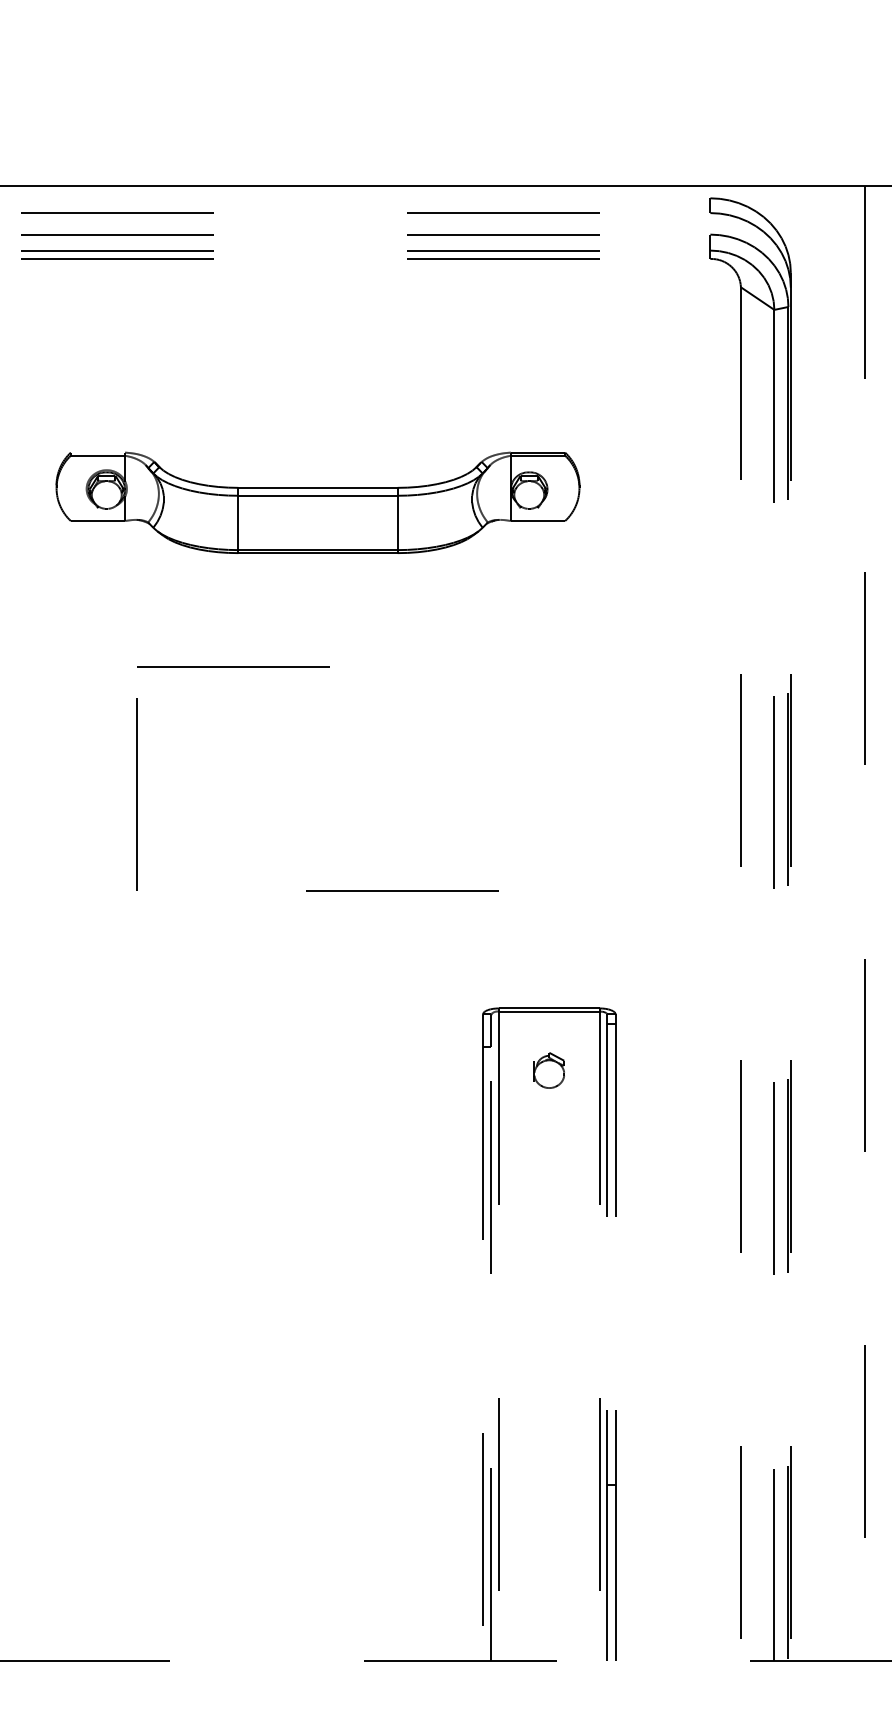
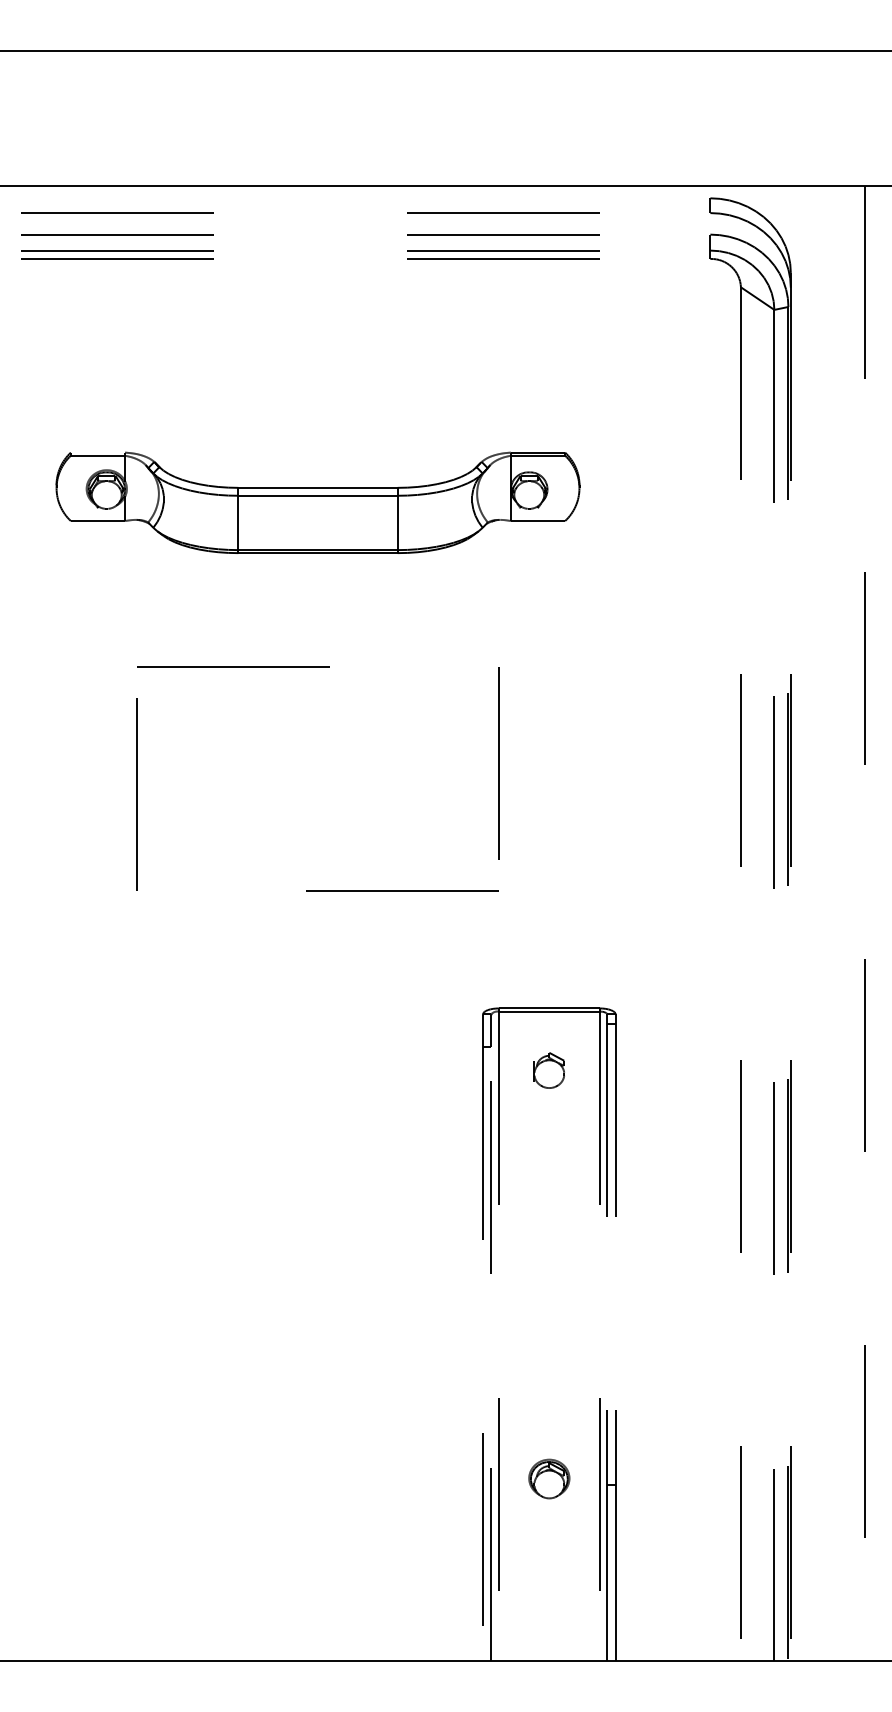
line: none -> present (445, 51)
line: none -> present (498, 763)
part: none -> present (549, 1478)
line: dashed -> solid (445, 1660)
